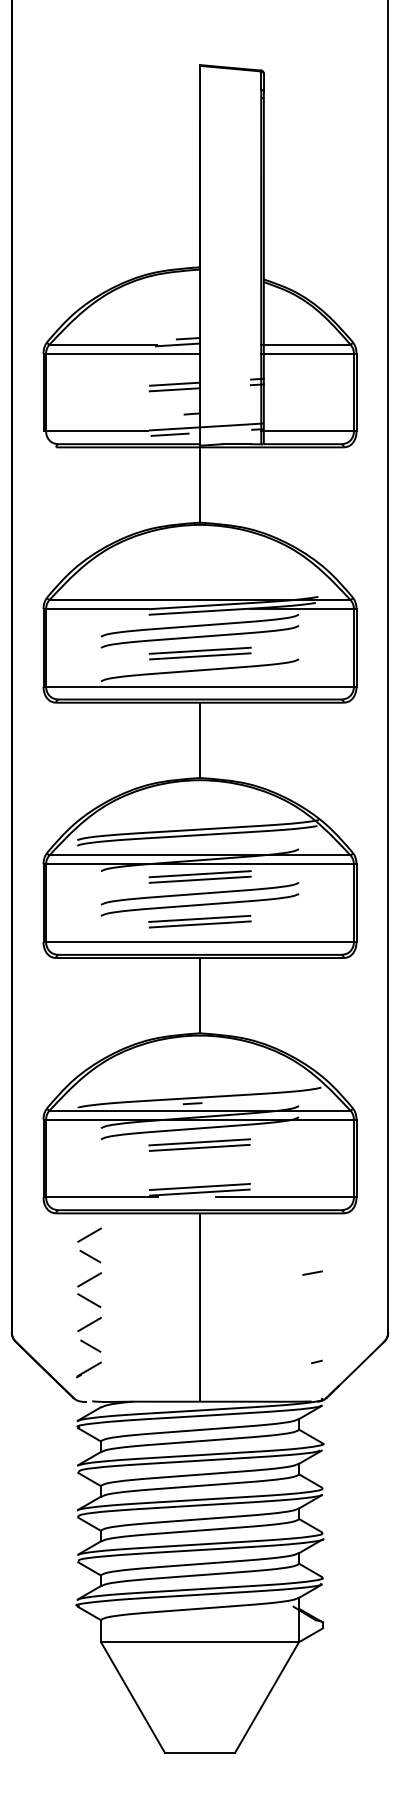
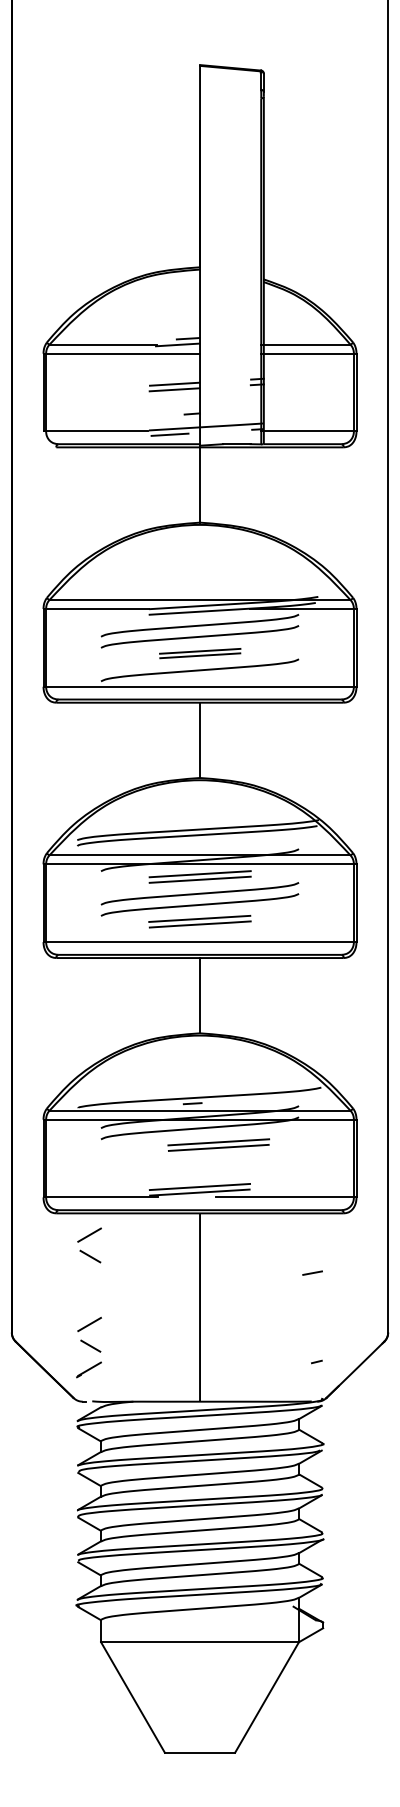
part size: 104x15 px -> 83x12 px (200, 653)
part position: (199, 1144) -> (218, 1144) (218, 1144)
part: present -> none (85, 1283)
